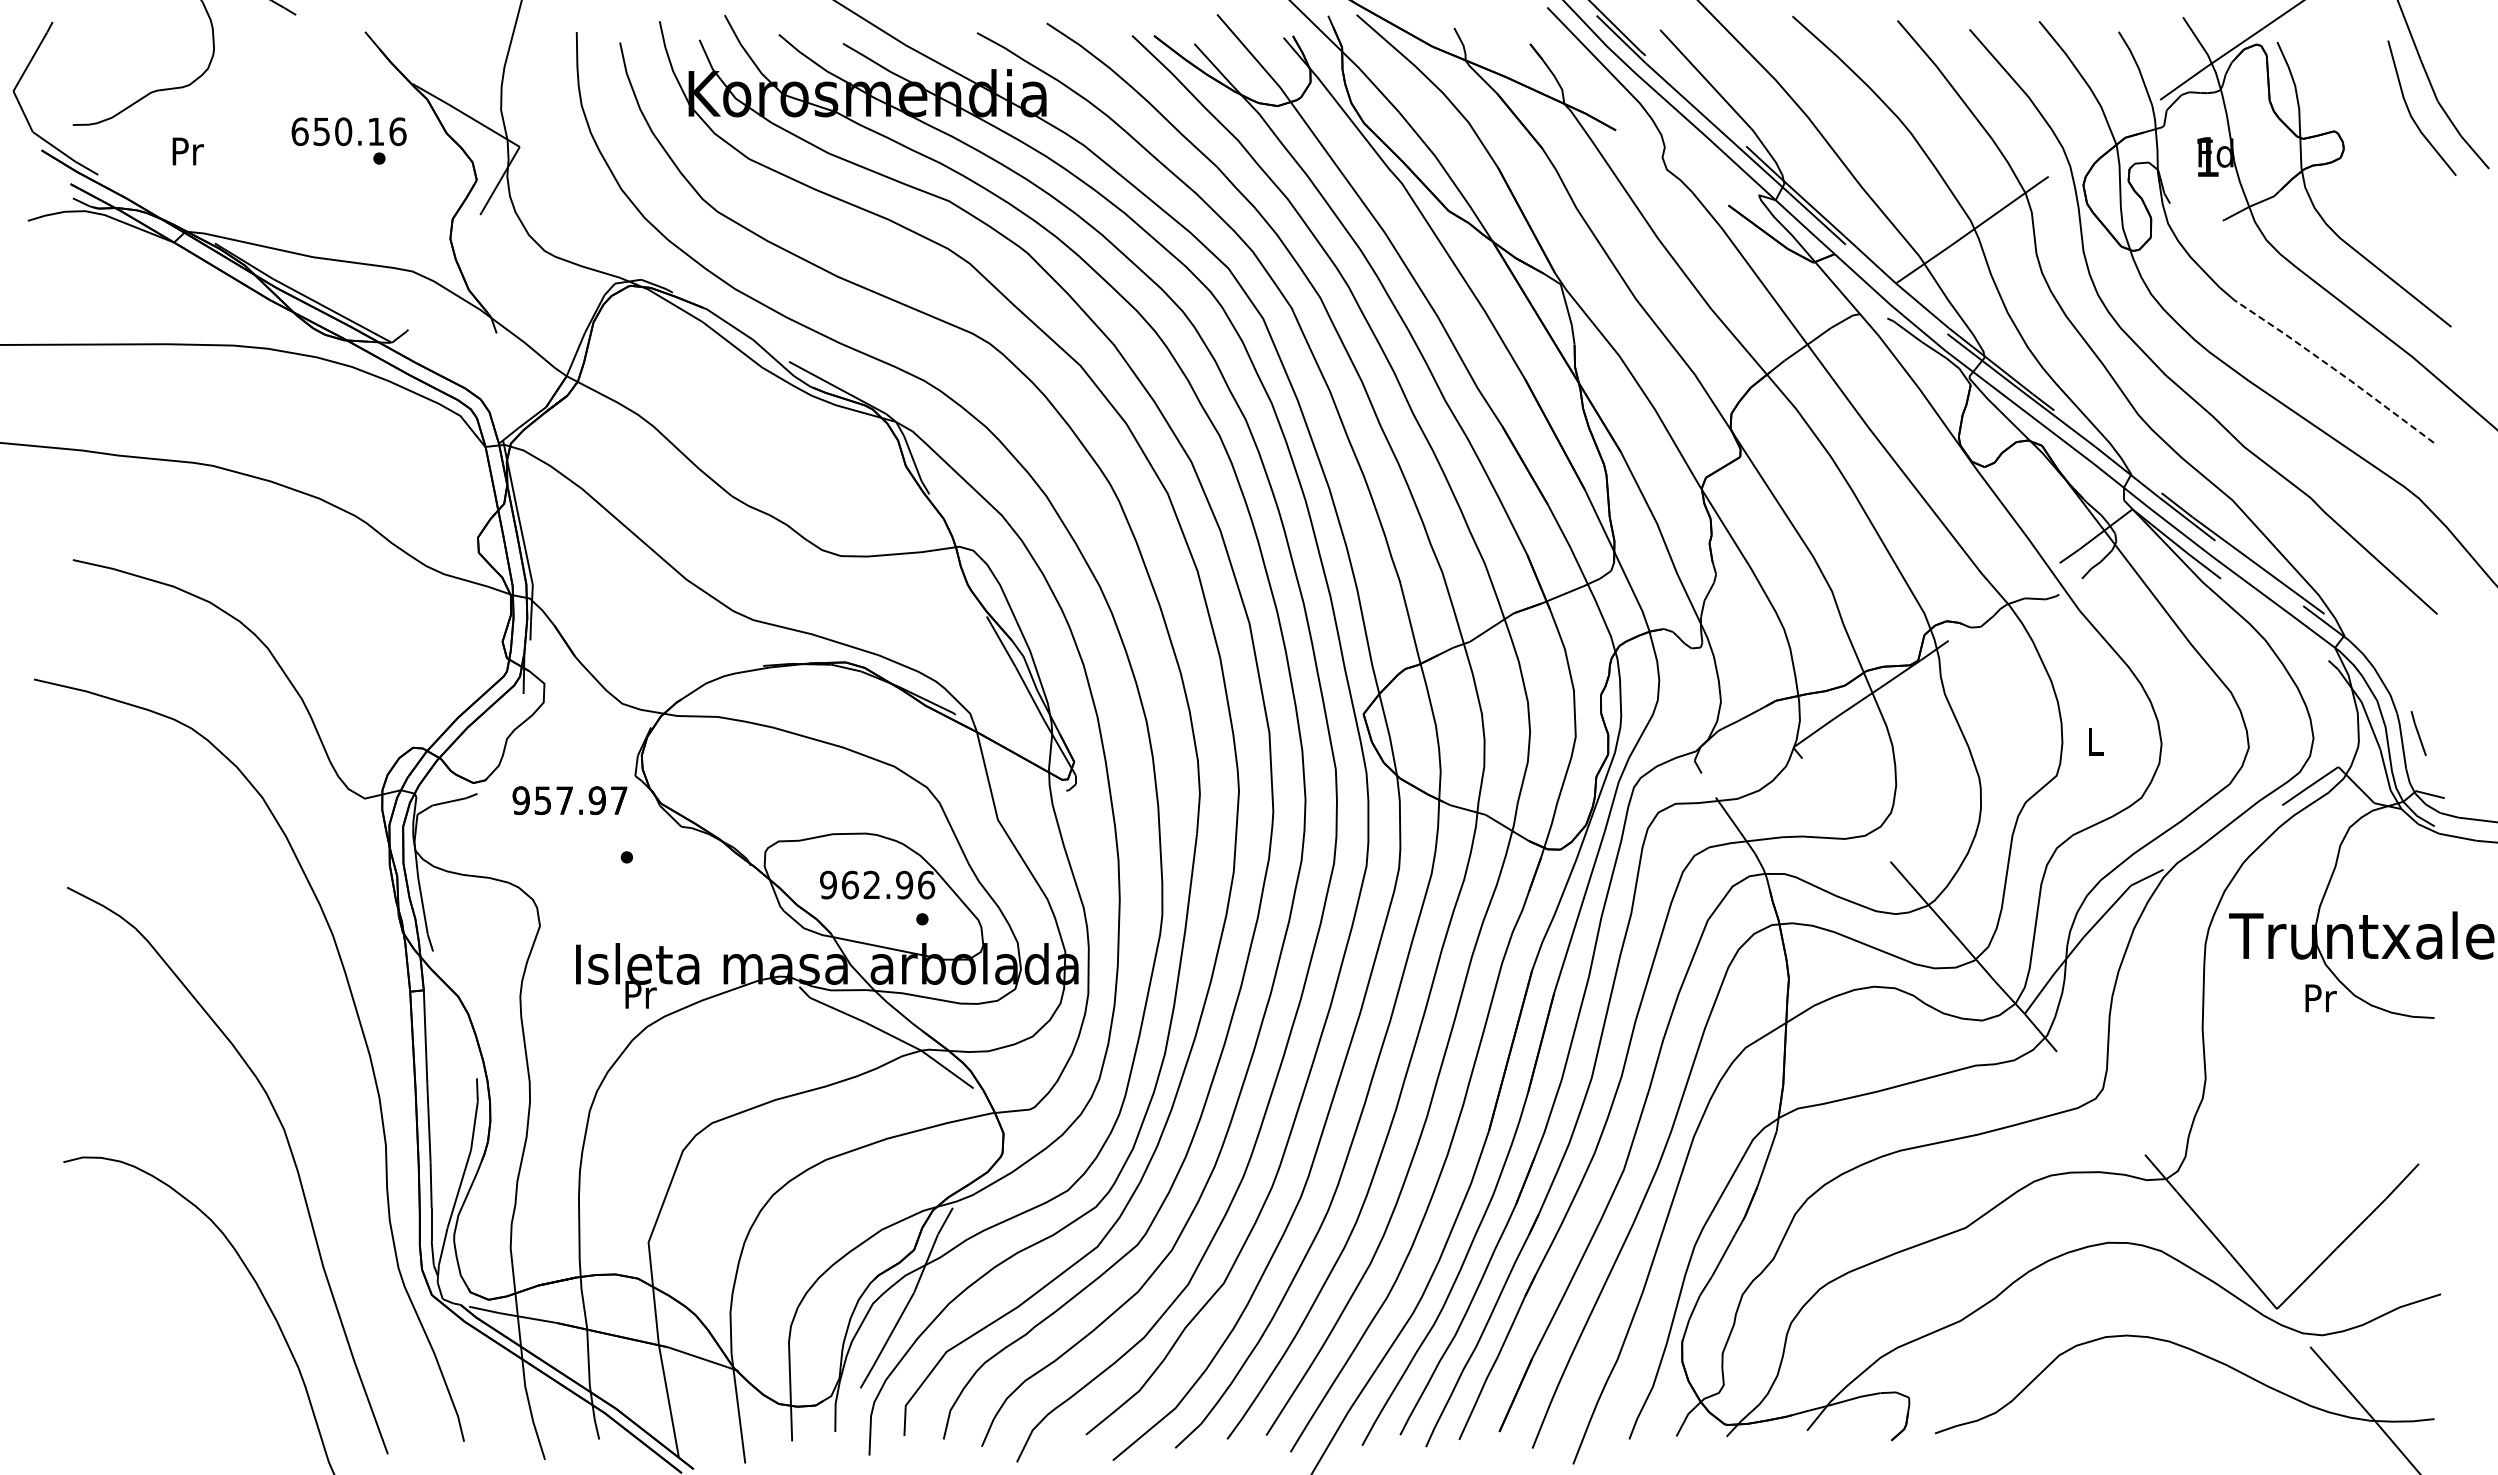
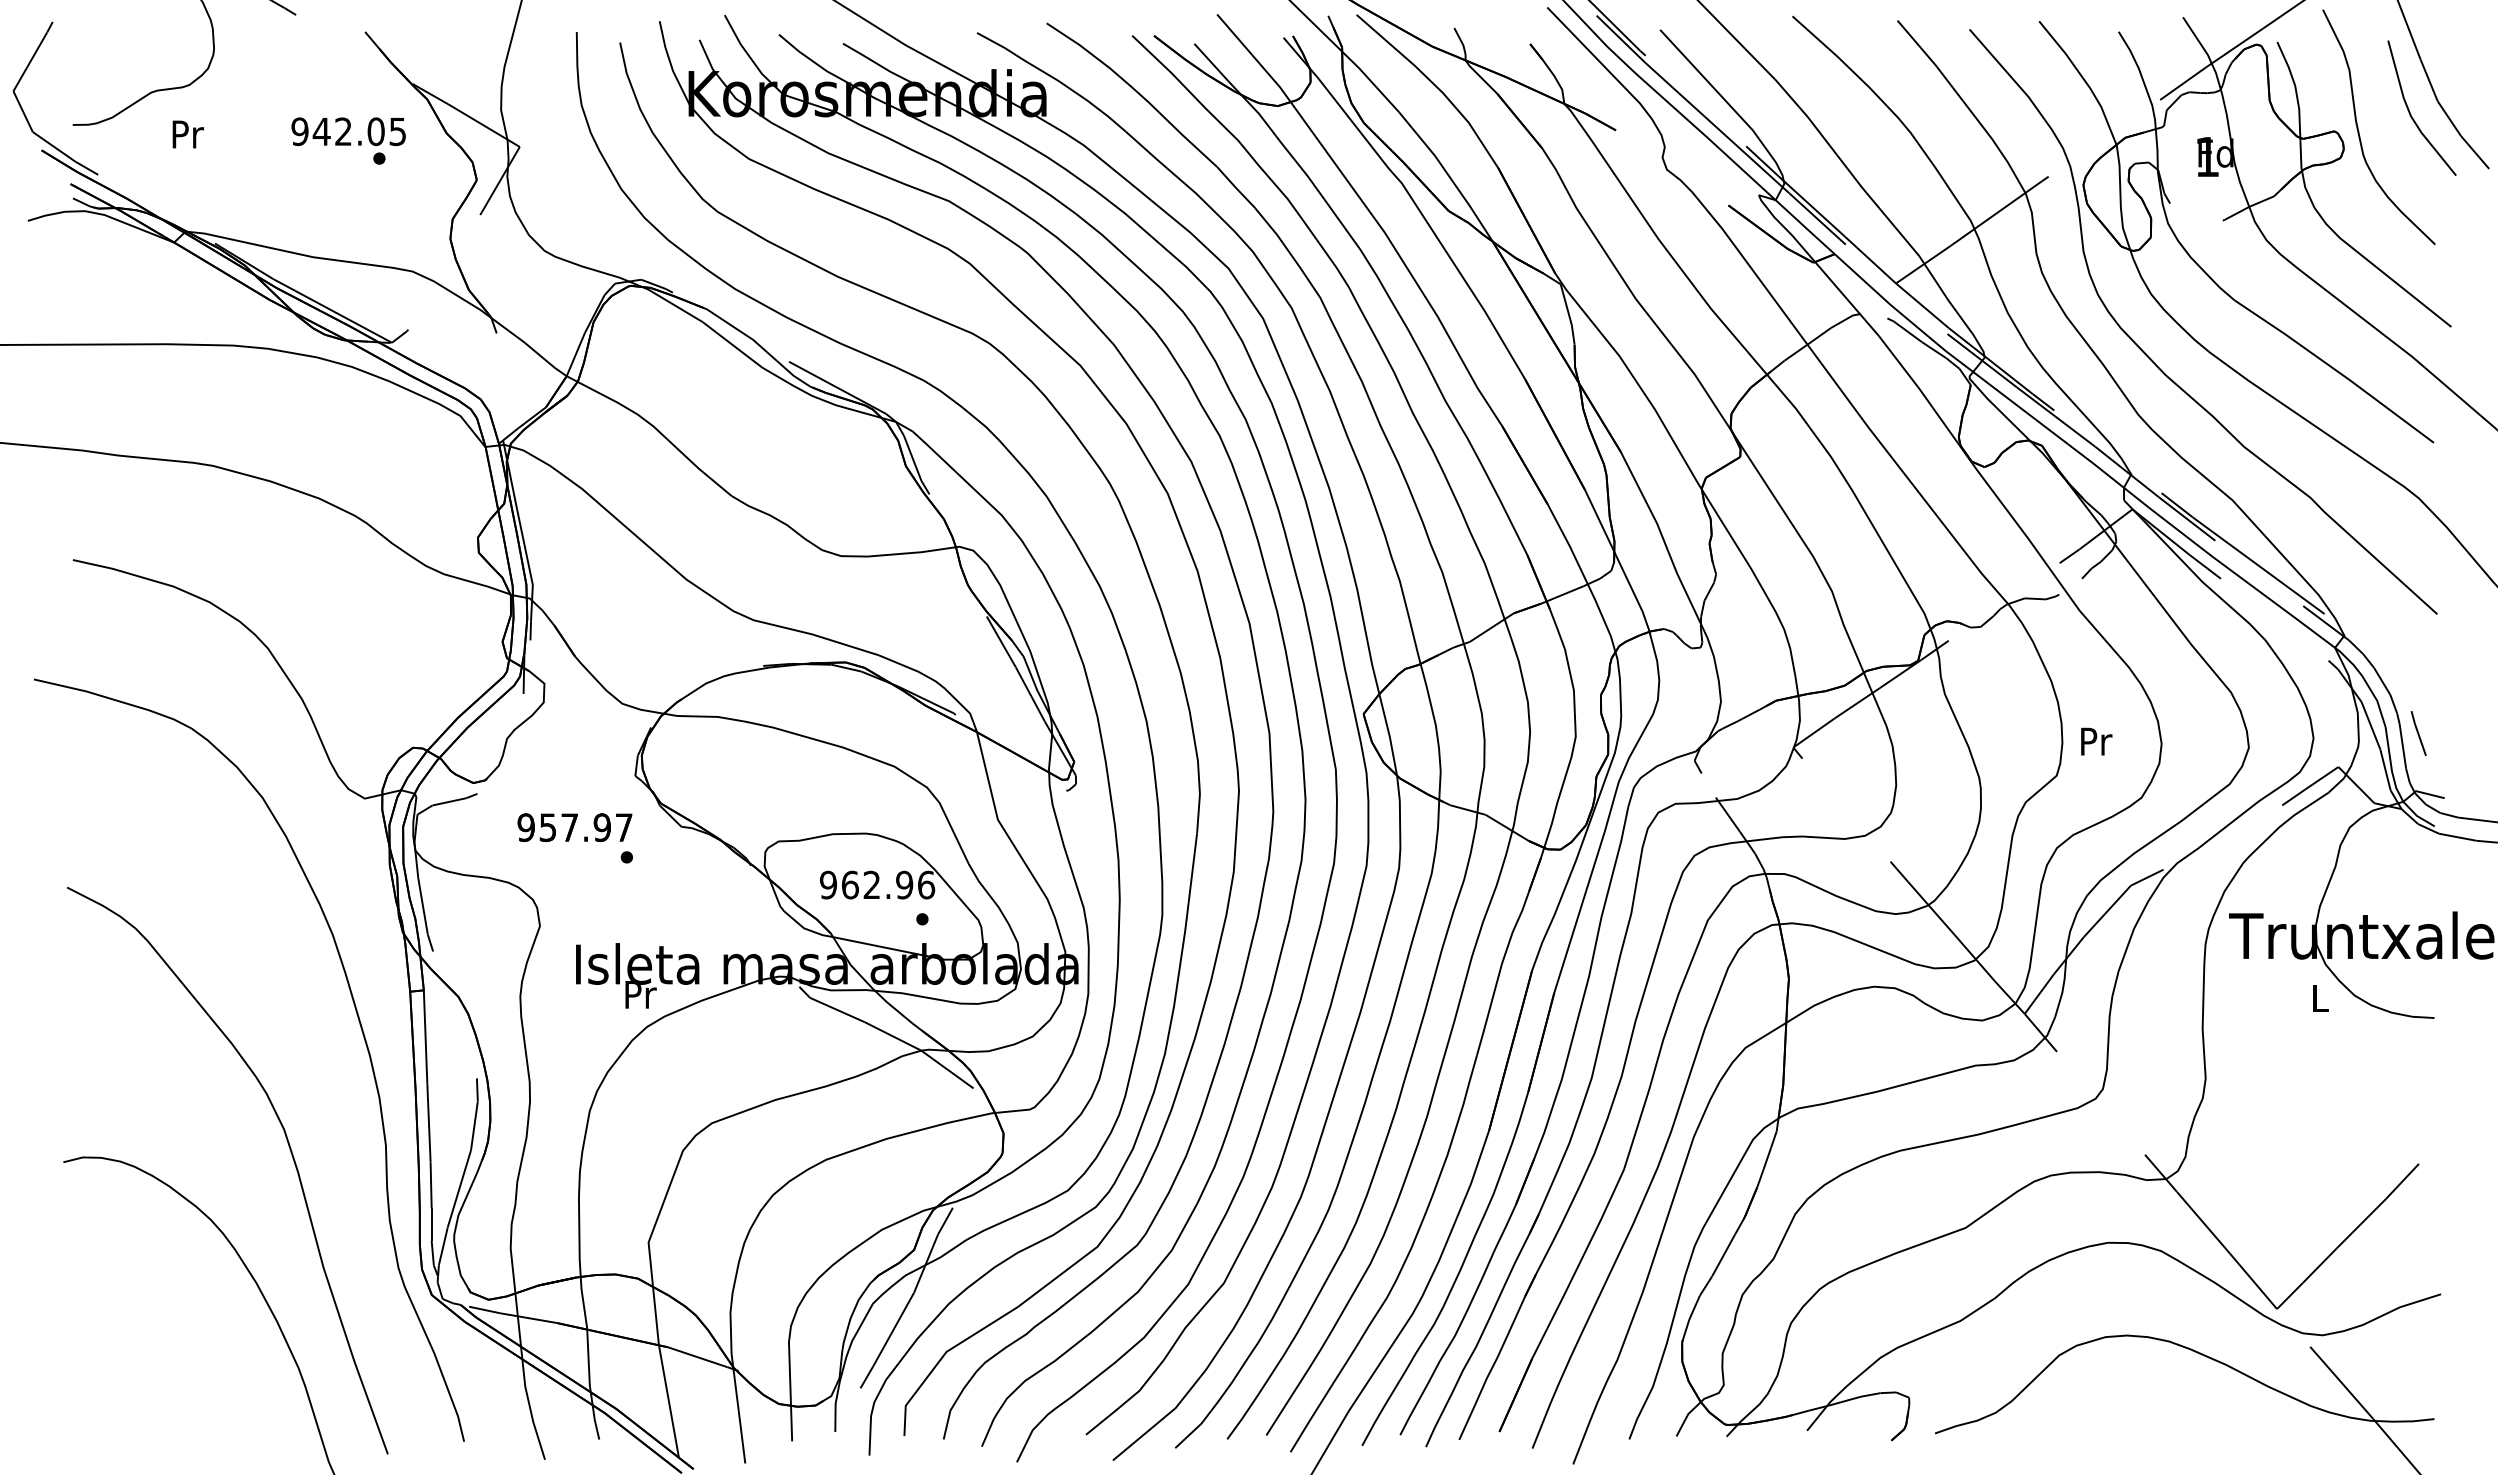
text: 650.16 -> 942.05 (348, 131)
curve: none -> present (2359, 131)
text position: (187, 151) -> (187, 134) (187, 134)
line: dashed -> solid (2335, 369)
text: L -> Pr (2096, 741)
text position: (569, 800) -> (574, 827) (574, 827)
text: Pr -> L (2320, 998)
